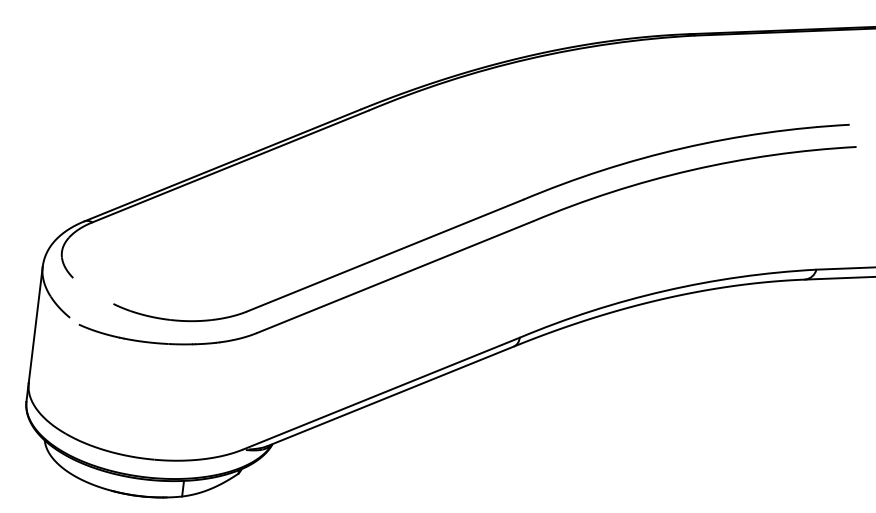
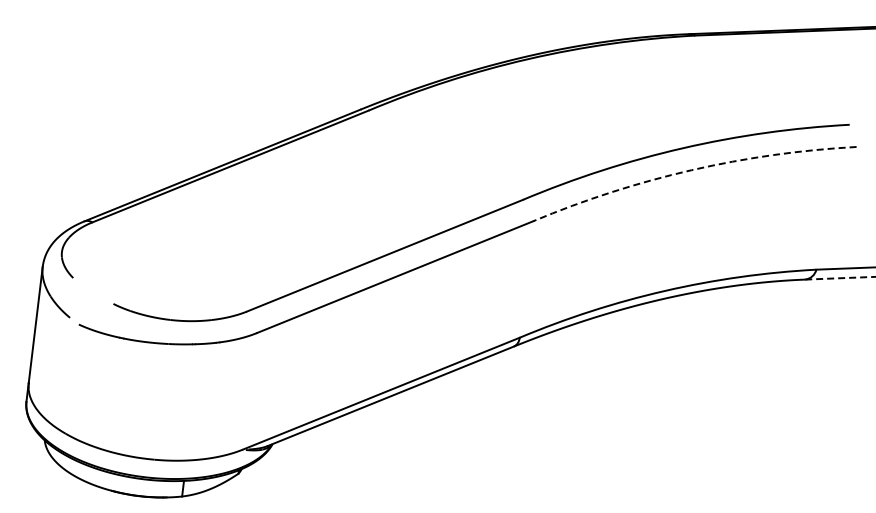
arc: solid -> dashed (691, 170)
line: solid -> dashed (840, 278)
